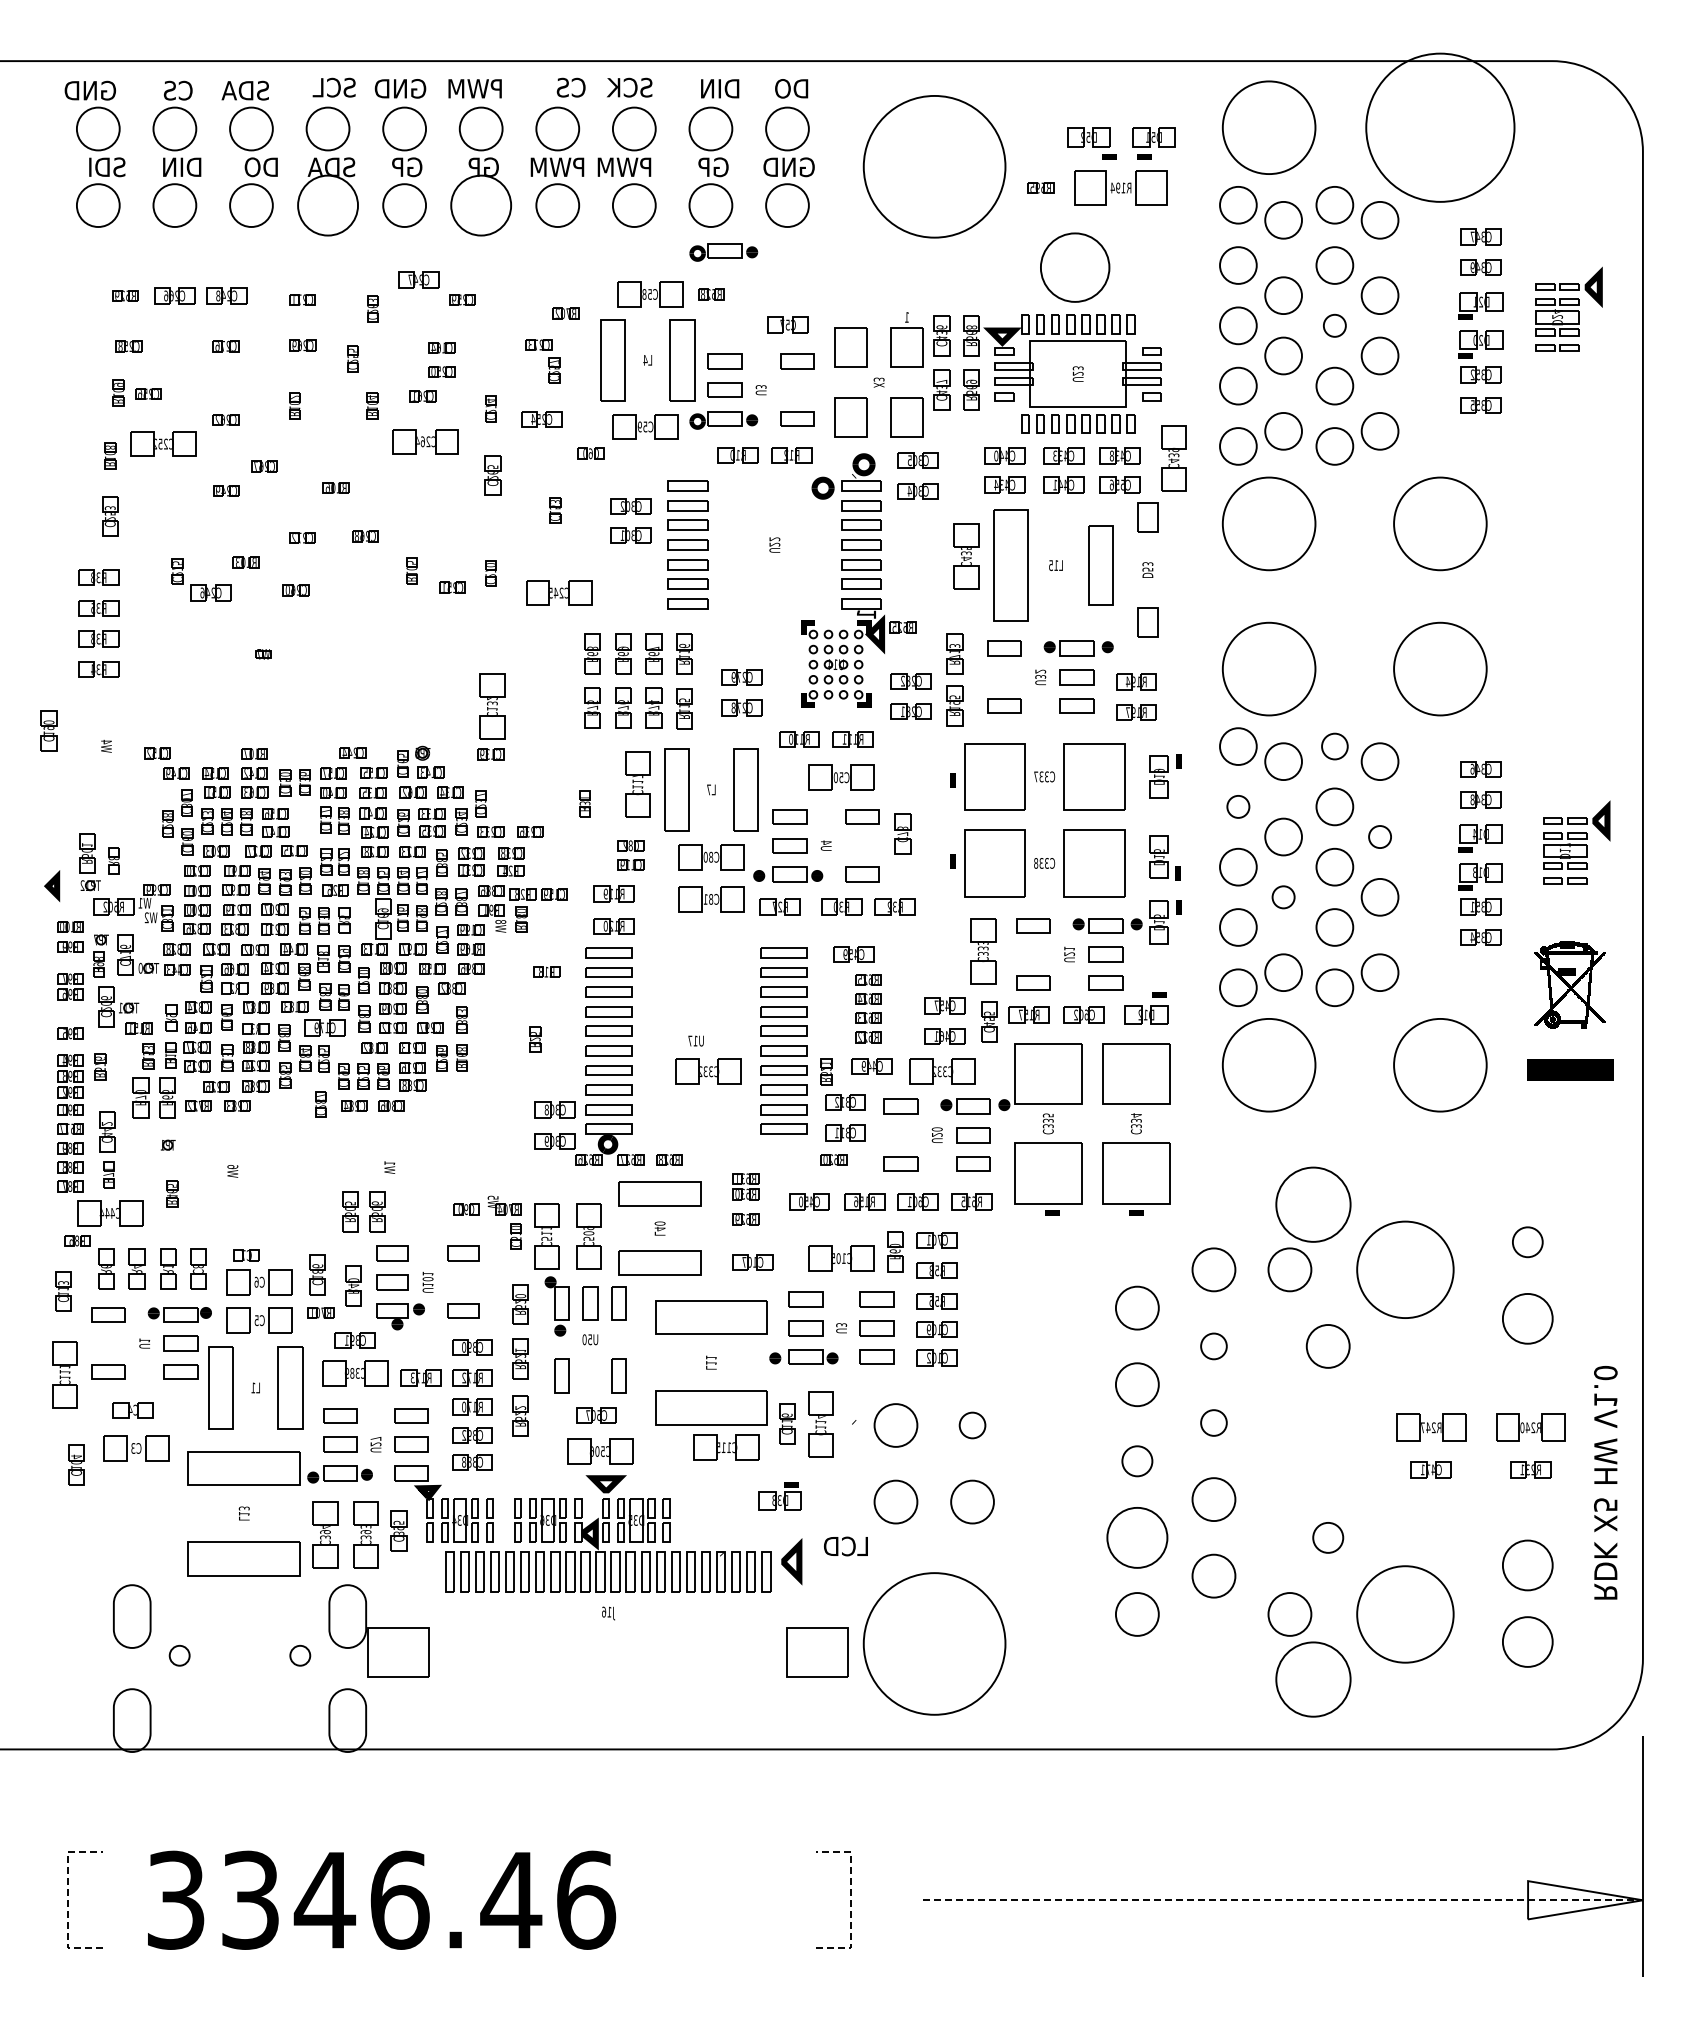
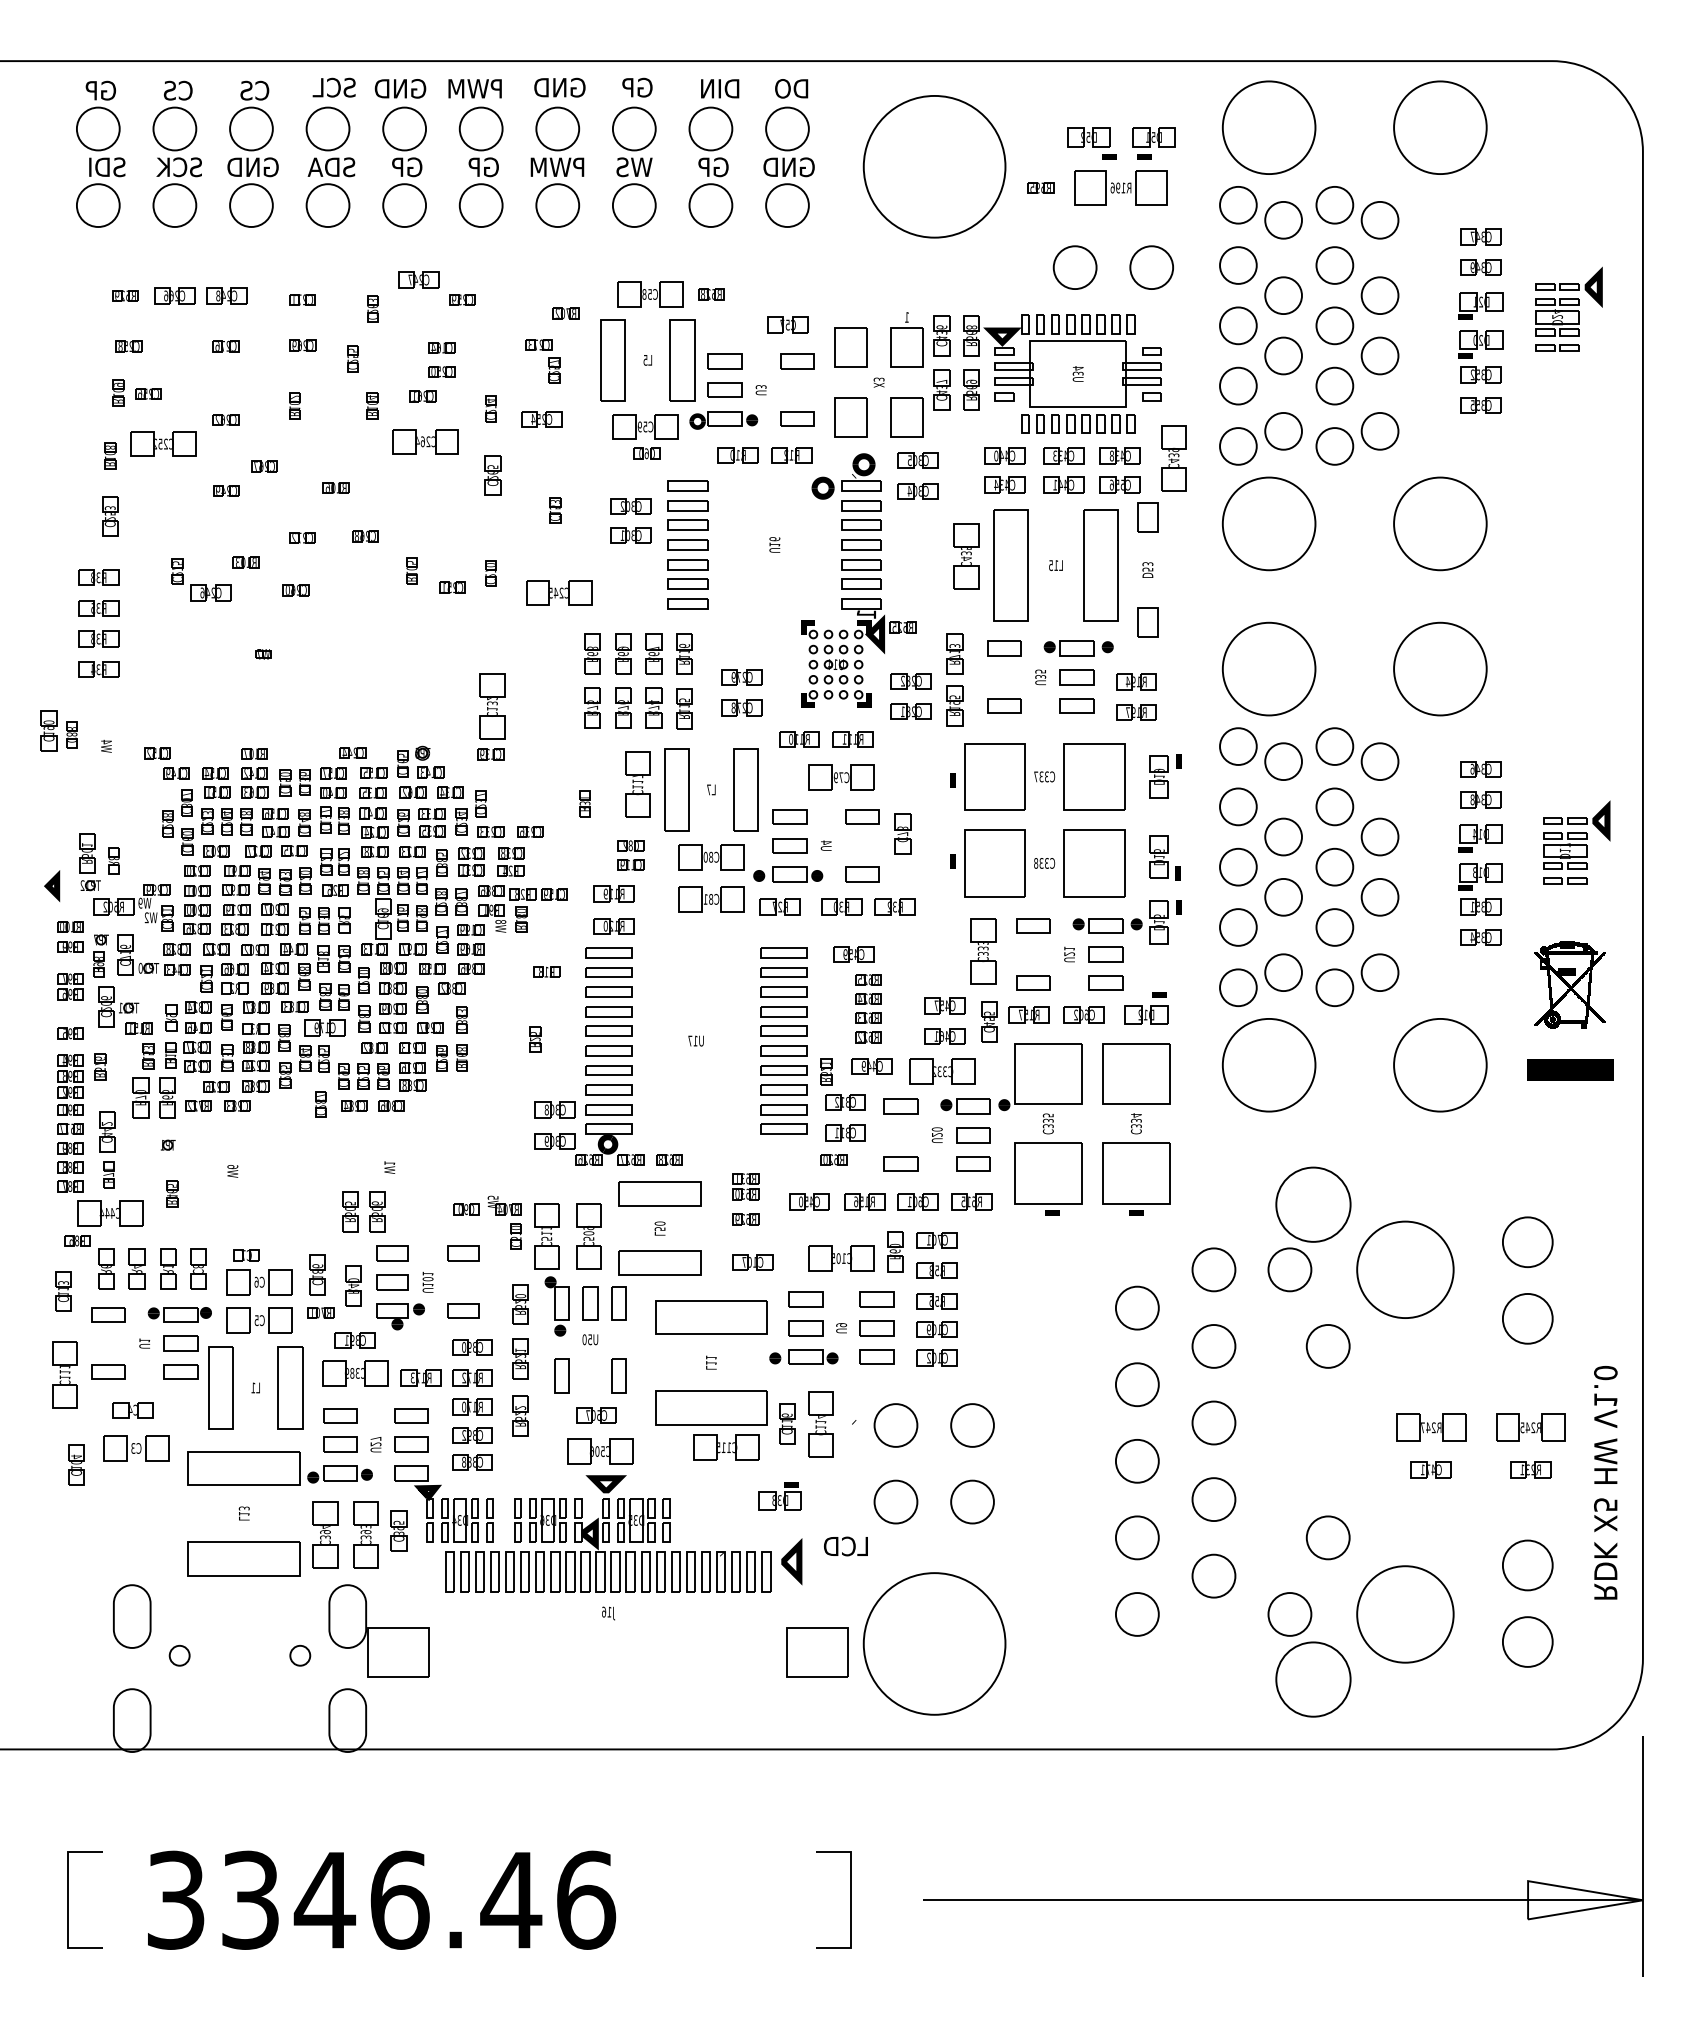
text: CS -> GND (555, 87)
text: SCK -> GP (629, 87)
text: GND -> GP (79, 90)
text: SDA -> CS (245, 90)
circle diameter: 148 px -> 93 px (1440, 127)
text: DIN -> SCK (178, 167)
text: DO -> GND (252, 167)
text: PWM -> WS (624, 167)
text: R194 -> R196 (1112, 187)
circle diameter: 60 px -> 43 px (327, 205)
circle diameter: 60 px -> 43 px (480, 205)
part: present -> none (723, 252)
circle diameter: 68 px -> 43 px (1074, 267)
circle: none -> present (1151, 267)
circle diameter: 22 px -> 37 px (1334, 325)
text: L4 -> L5 (645, 360)
text: U23 -> U34 (1077, 370)
part position: (590, 453) -> (646, 453) (646, 453)
text: U22 -> U16 (774, 541)
part size: 26x81 px -> 36x113 px (1100, 565)
text: U32 -> U35 (1040, 671)
part: none -> present (71, 734)
circle size: 28x29 px -> 40x39 px (1334, 746)
text: C50 -> C79 (838, 777)
circle diameter: 22 px -> 37 px (1238, 806)
part: none -> present (304, 822)
circle diameter: 22 px -> 37 px (1379, 836)
circle diameter: 22 px -> 37 px (1283, 896)
text: W1 -> W9 (140, 902)
part: present -> none (708, 1071)
text: L40 -> L50 (659, 1228)
circle diameter: 30 px -> 50 px (1527, 1242)
text: U3 -> U9 (841, 1325)
circle diameter: 26 px -> 43 px (1213, 1346)
circle diameter: 26 px -> 43 px (1213, 1422)
circle diameter: 26 px -> 43 px (972, 1425)
text: R240 -> R245 (1522, 1427)
circle diameter: 30 px -> 43 px (1136, 1460)
circle diameter: 60 px -> 43 px (1136, 1537)
circle diameter: 30 px -> 43 px (1327, 1537)
line: dashed -> solid (67, 1900)
line: dashed -> solid (851, 1900)
line: dashed -> solid (1282, 1900)
